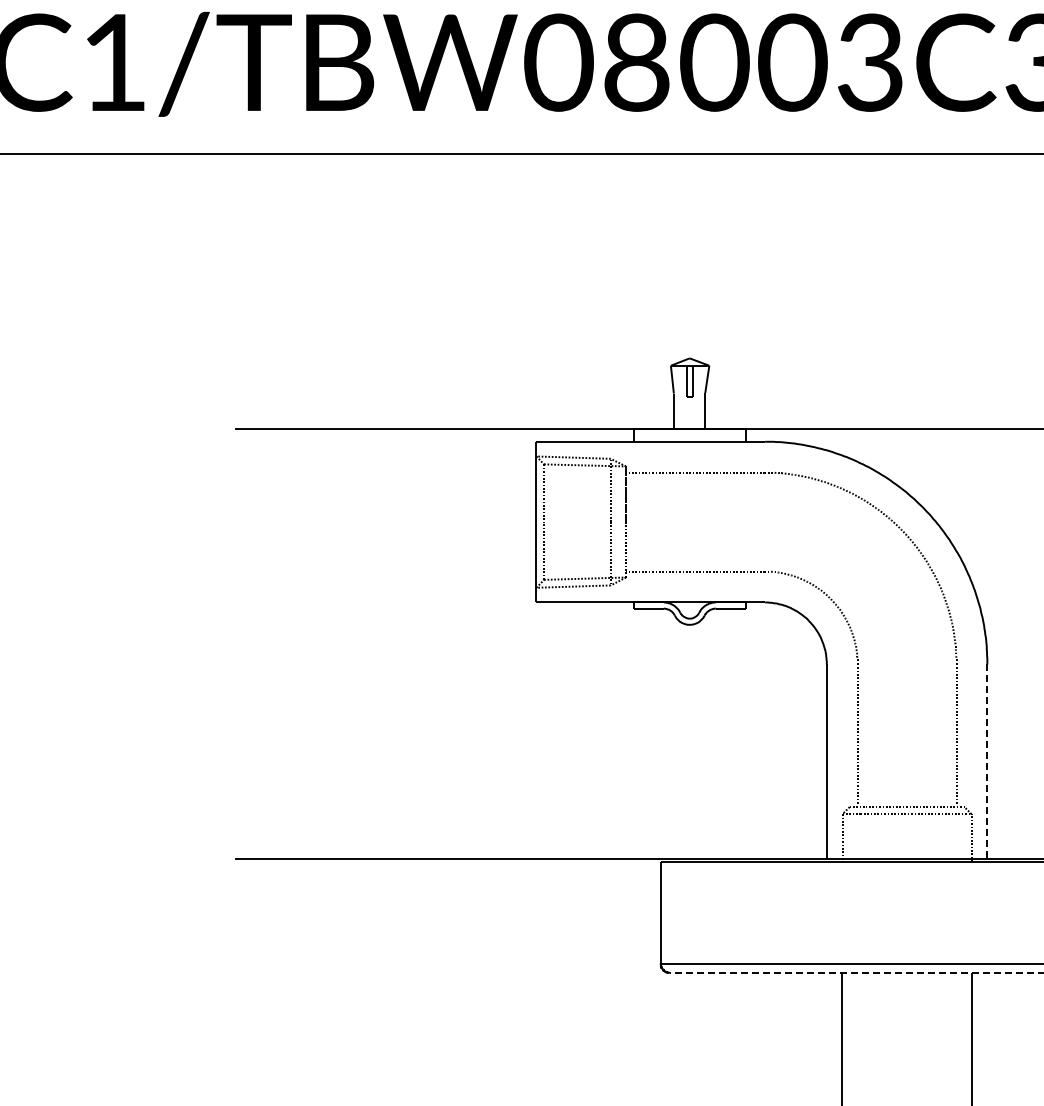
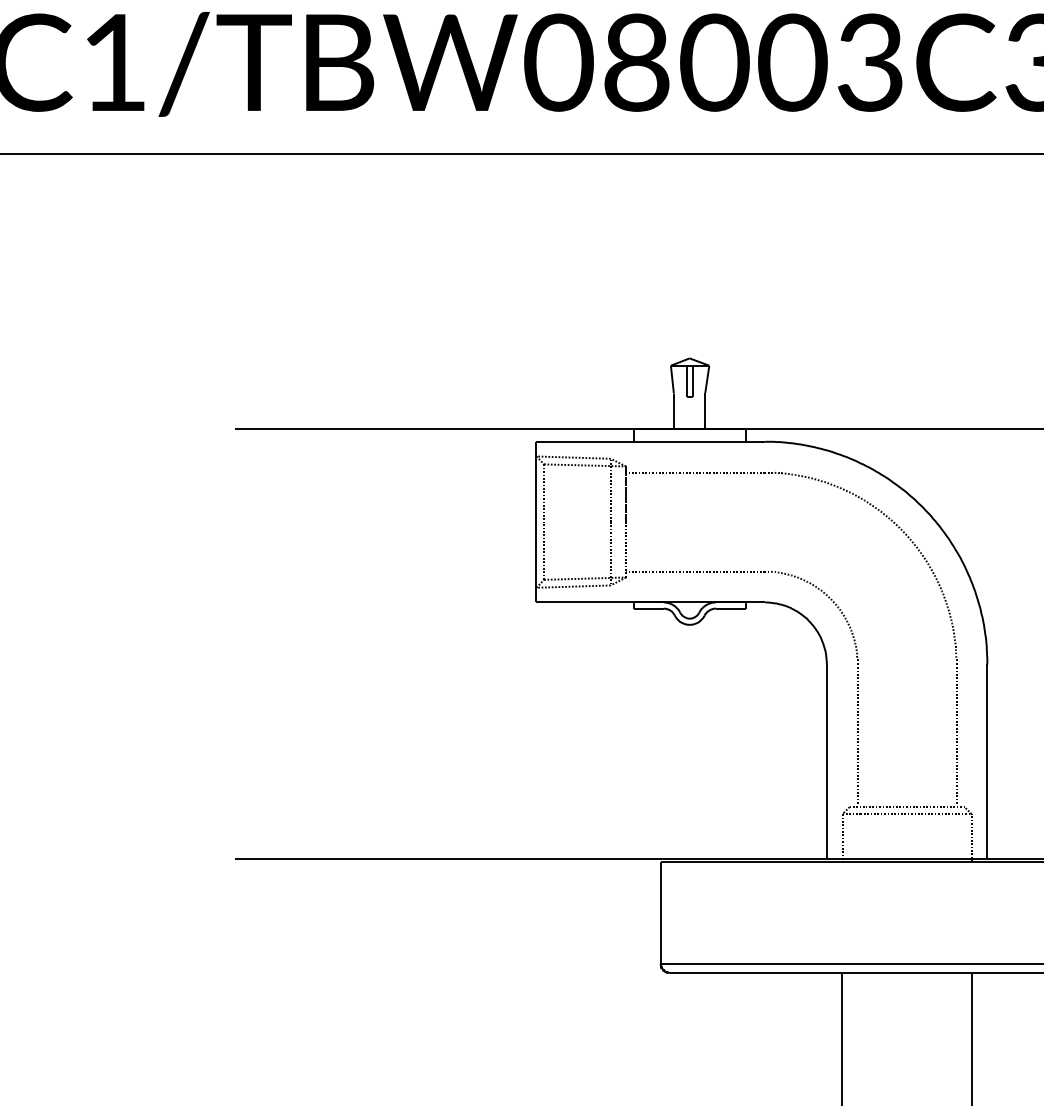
line: dashed -> solid (987, 762)
line: dashed -> solid (856, 972)
